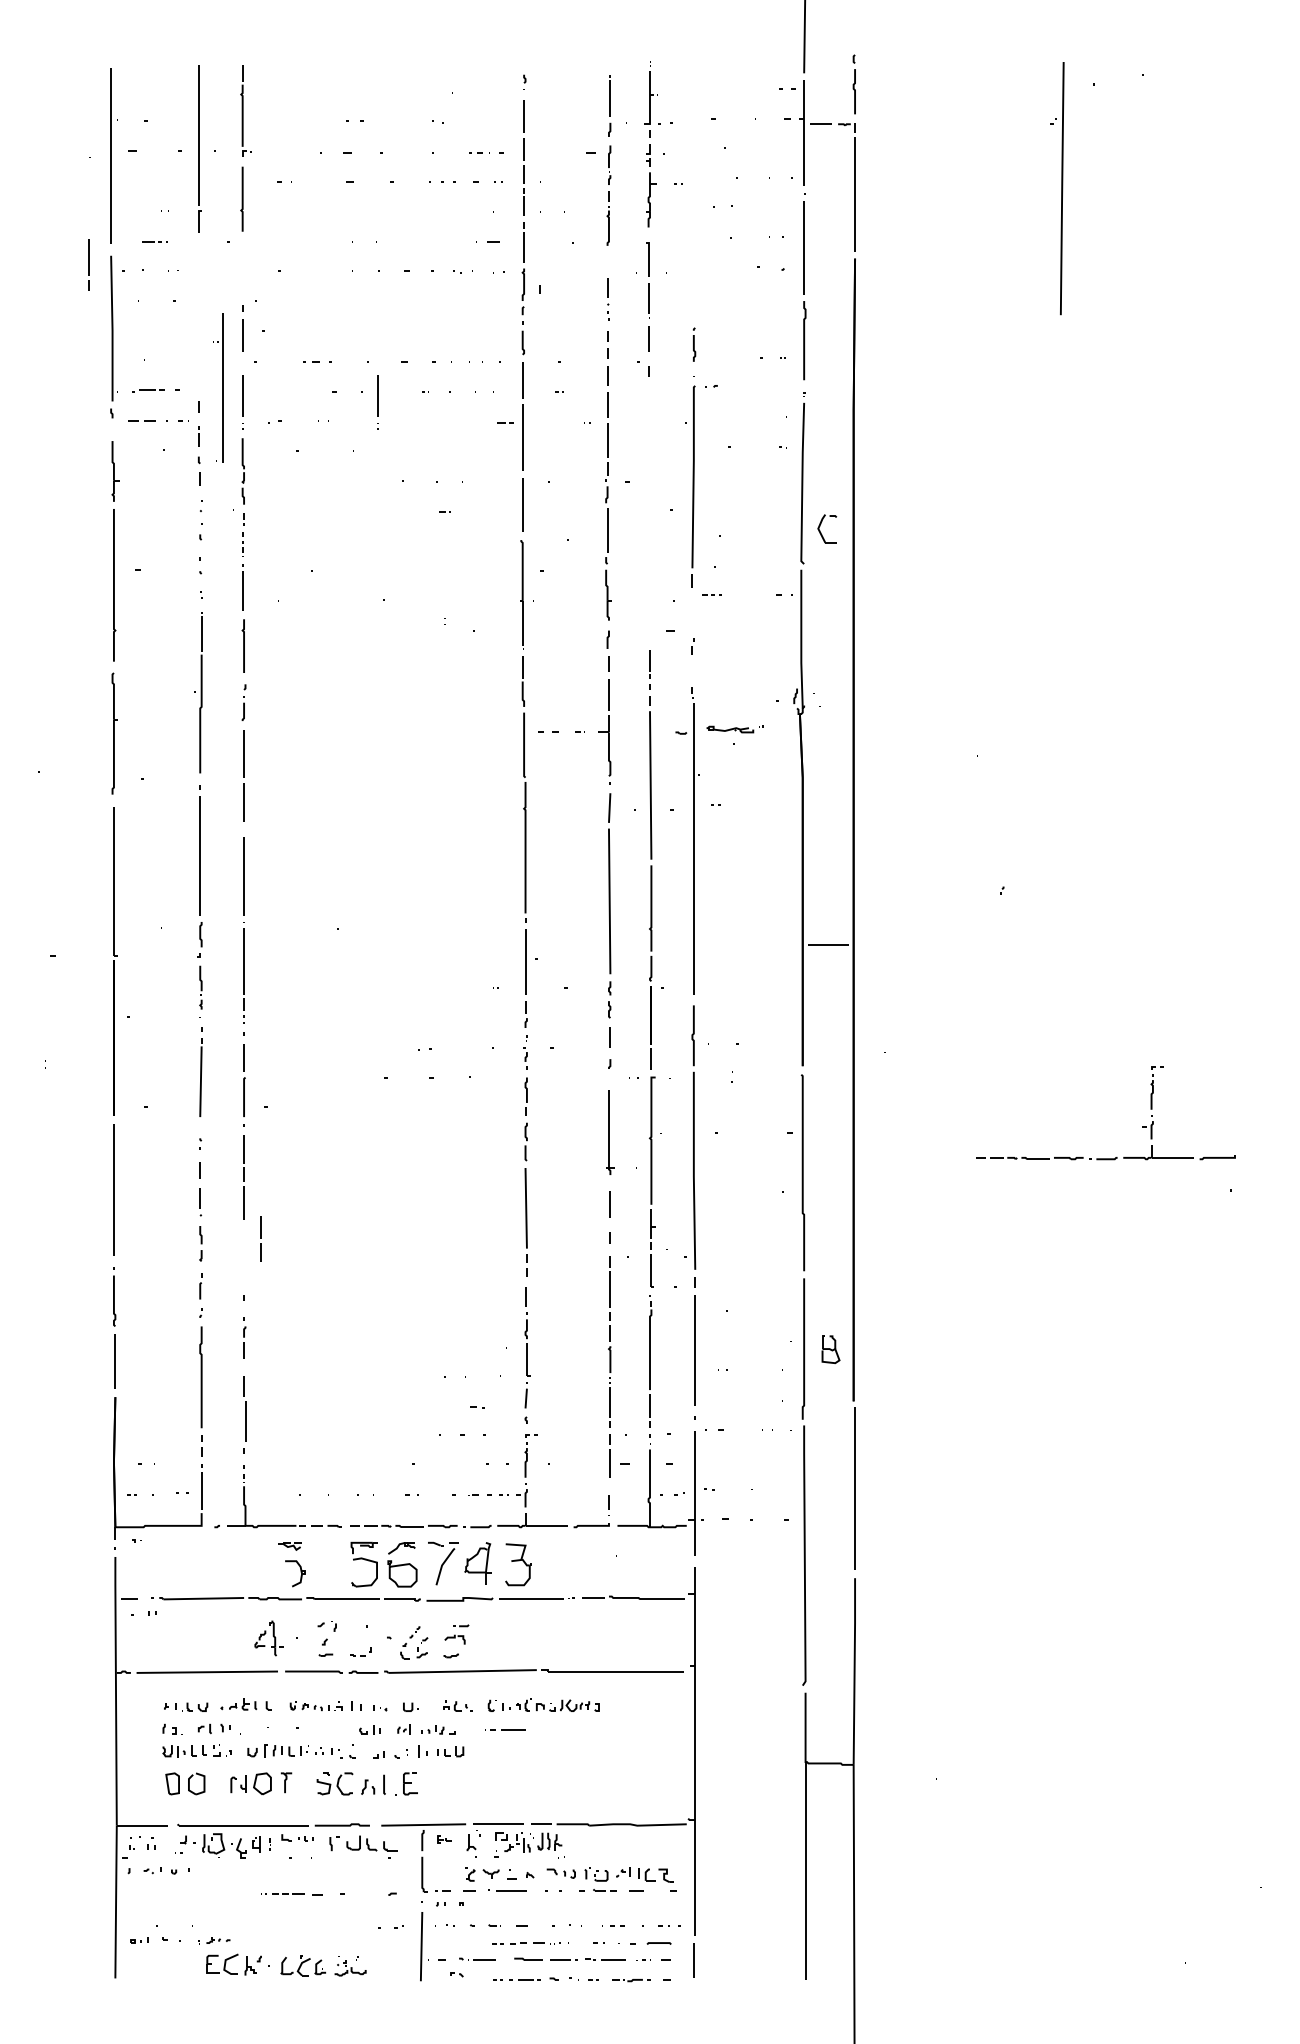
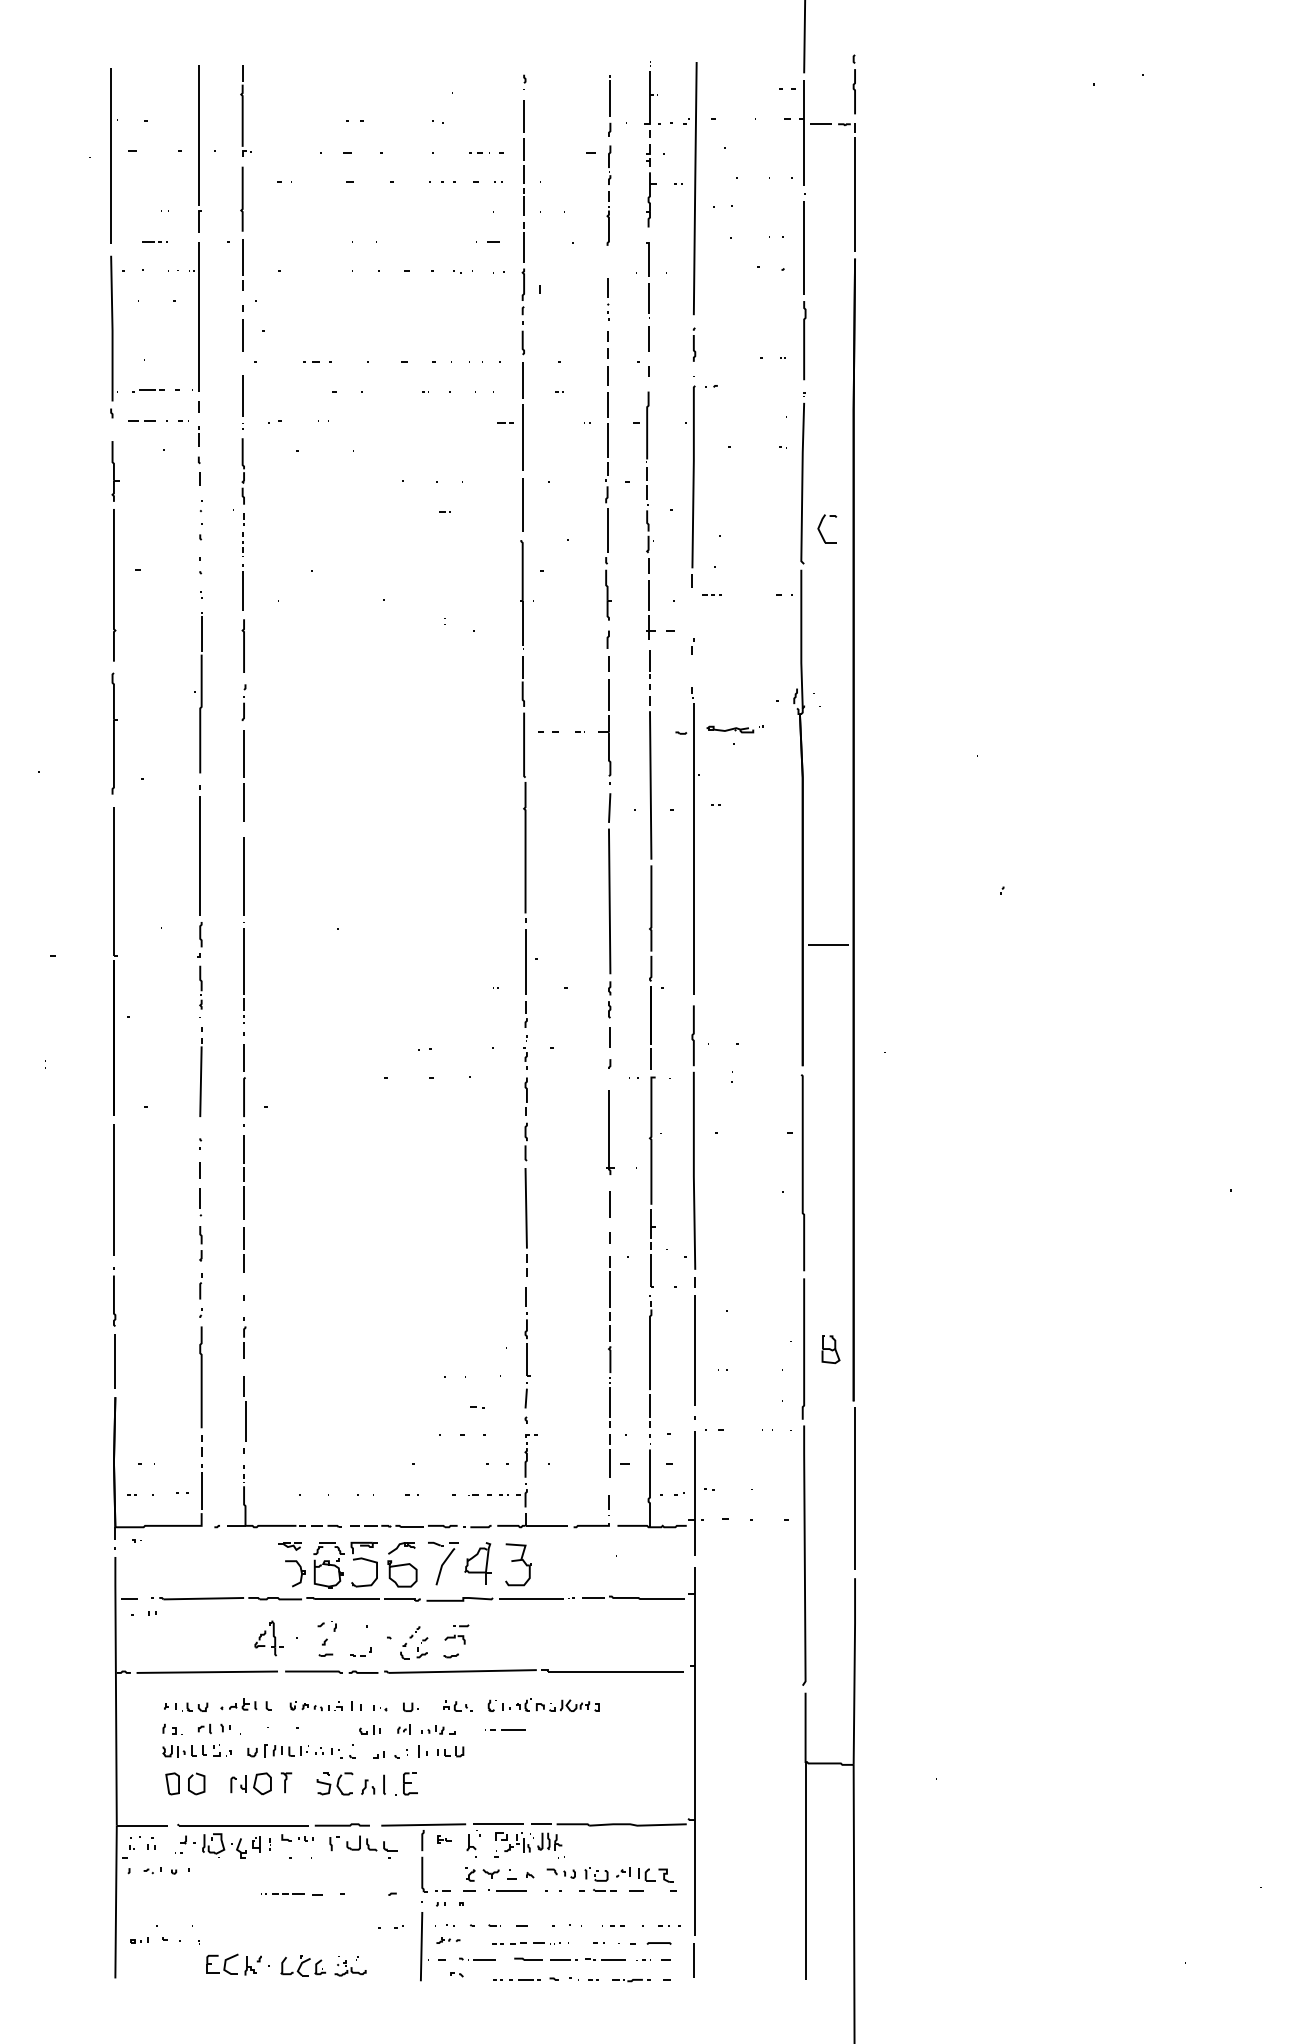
part position: (1057, 188) -> (690, 188) (690, 188)
line position: (88, 264) -> (242, 264) (242, 264)
part position: (218, 387) -> (194, 316) (194, 316)
line: present -> none (377, 402)
part: none -> present (644, 515)
part: present -> none (1142, 1126)
line position: (260, 1238) -> (243, 1249) (243, 1249)
part: none -> present (328, 1565)
part position: (218, 1940) -> (448, 1940) (448, 1940)
